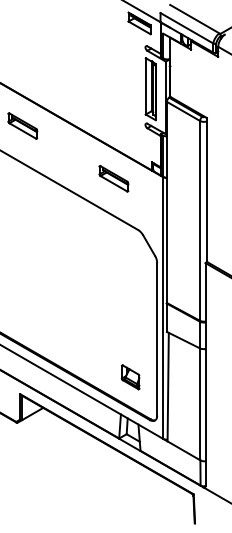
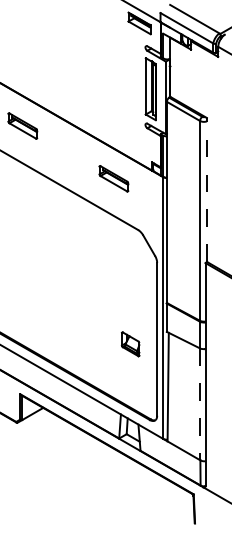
line: solid -> dashed (206, 189)
part position: (130, 377) -> (130, 344) (130, 344)
line: solid -> dashed (200, 404)
